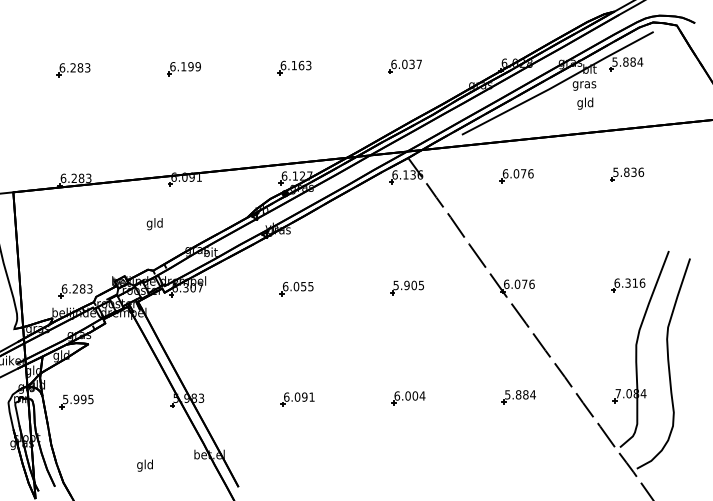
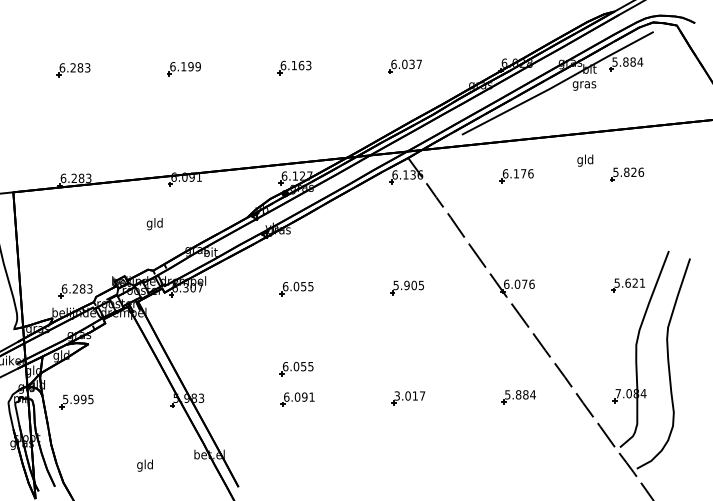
text position: (585, 103) -> (585, 160) (585, 160)
text: 5.836 -> 5.826 (633, 172)
text: 6.076 -> 6.176 (516, 173)
text: 6.316 -> 5.621 (629, 282)
part: none -> present (296, 369)
text: 6.004 -> 3.017 (409, 395)
